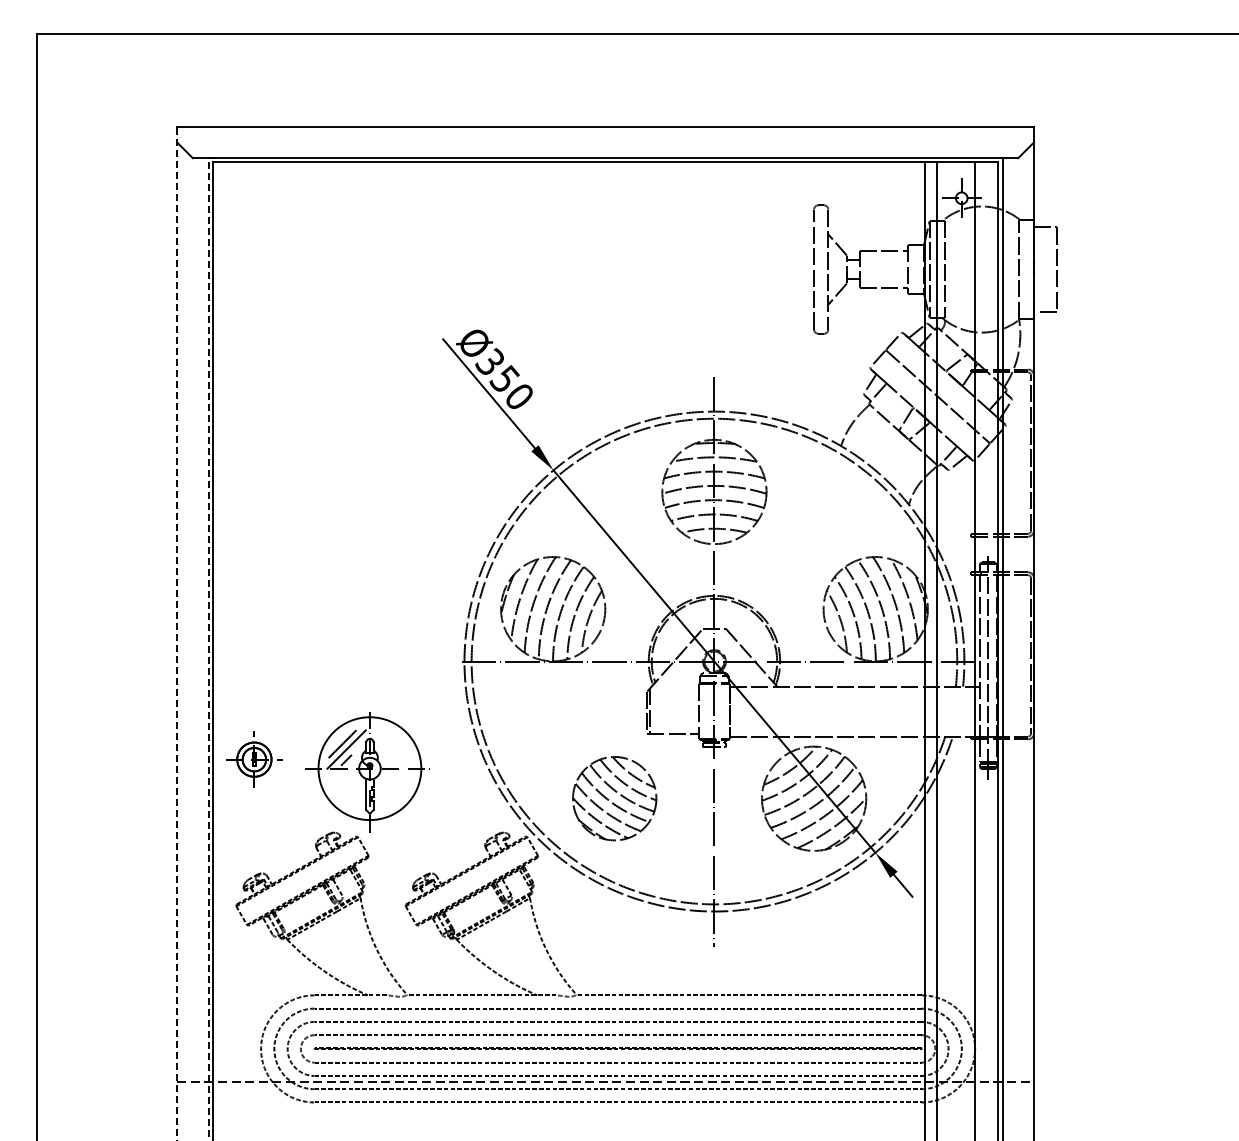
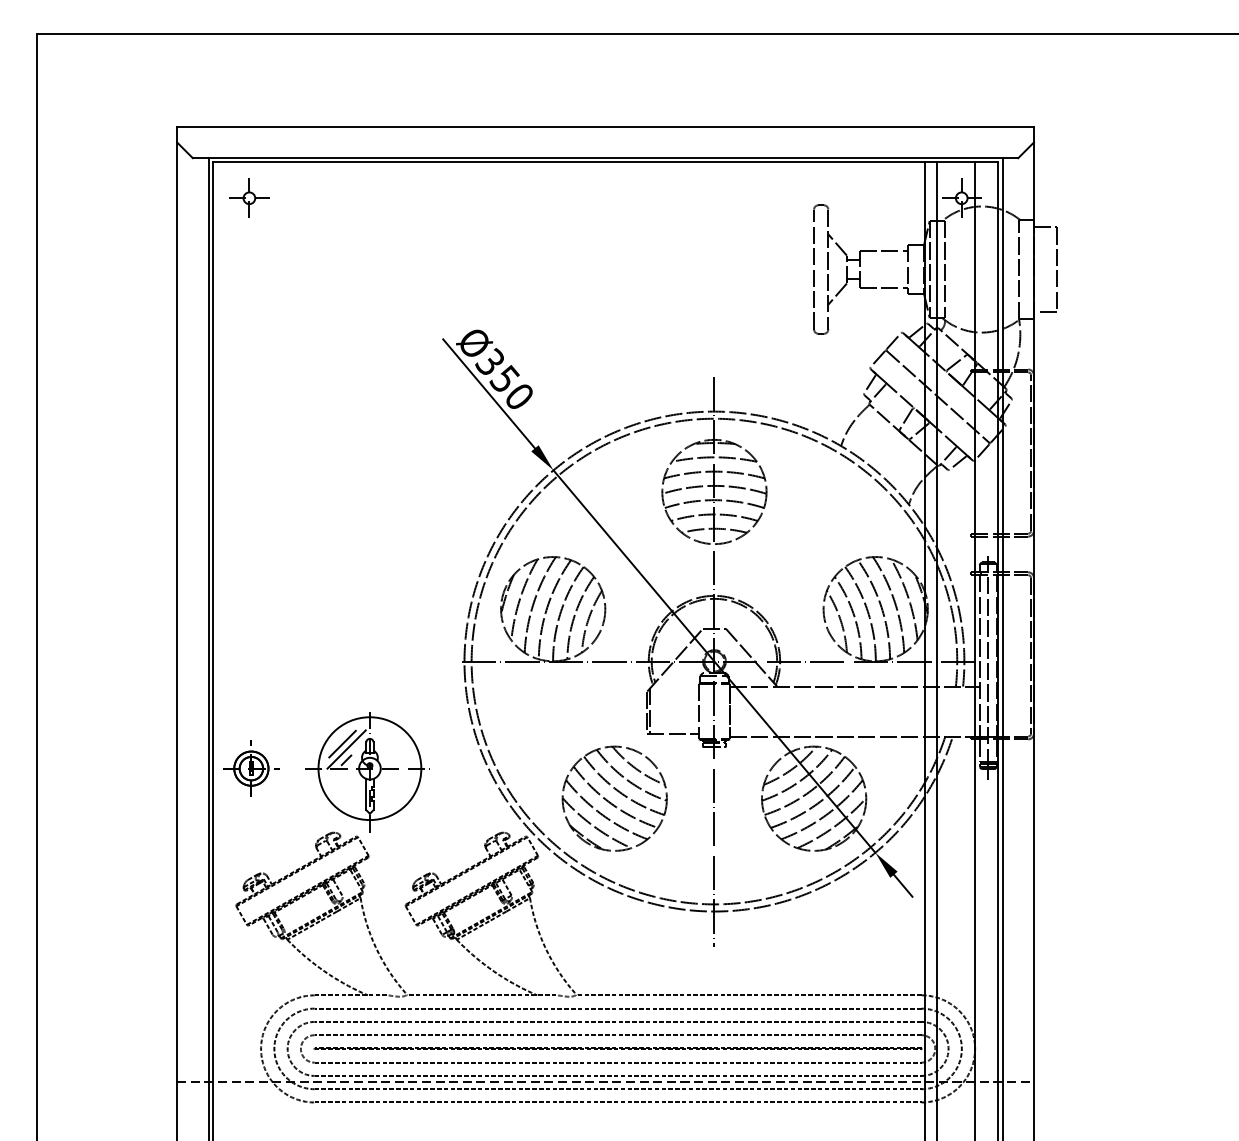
part: none -> present (249, 197)
line: dashed -> solid (177, 633)
line: dashed -> solid (208, 648)
part position: (254, 759) -> (251, 768) (251, 768)
part size: 86x86 px -> 107x107 px (614, 798)
